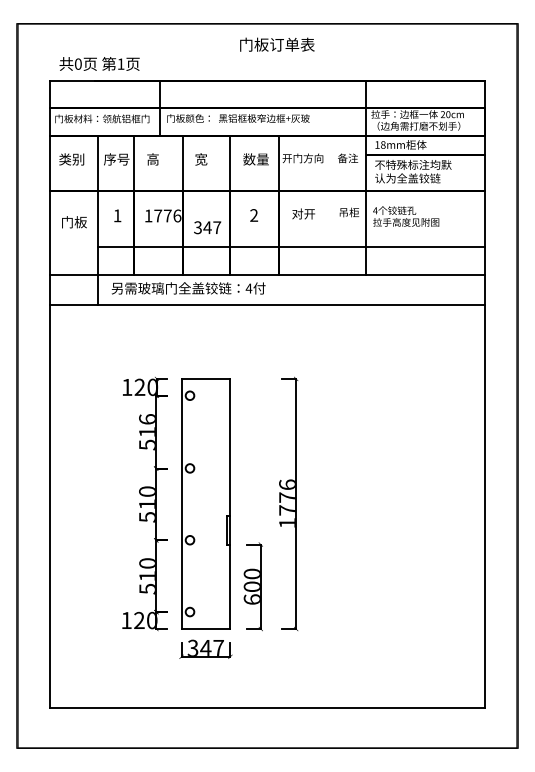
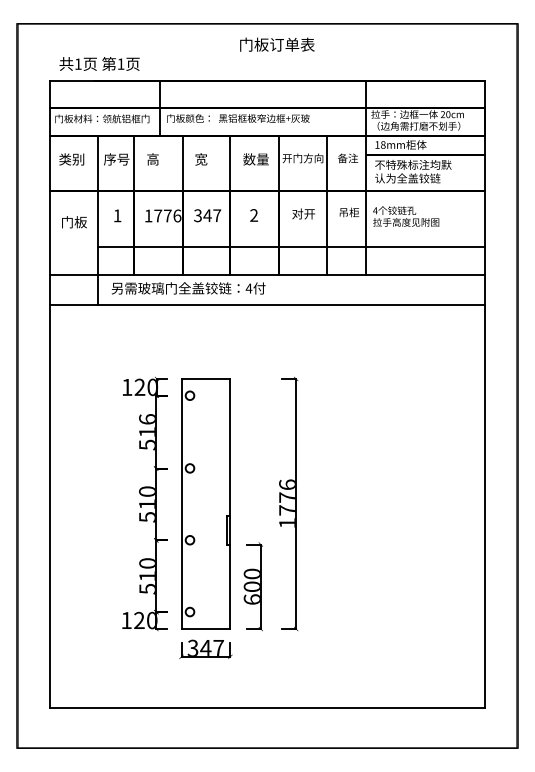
text: 0 -> 1 (78, 63)
line: none -> present (327, 205)
text position: (207, 227) -> (207, 215) (207, 215)
